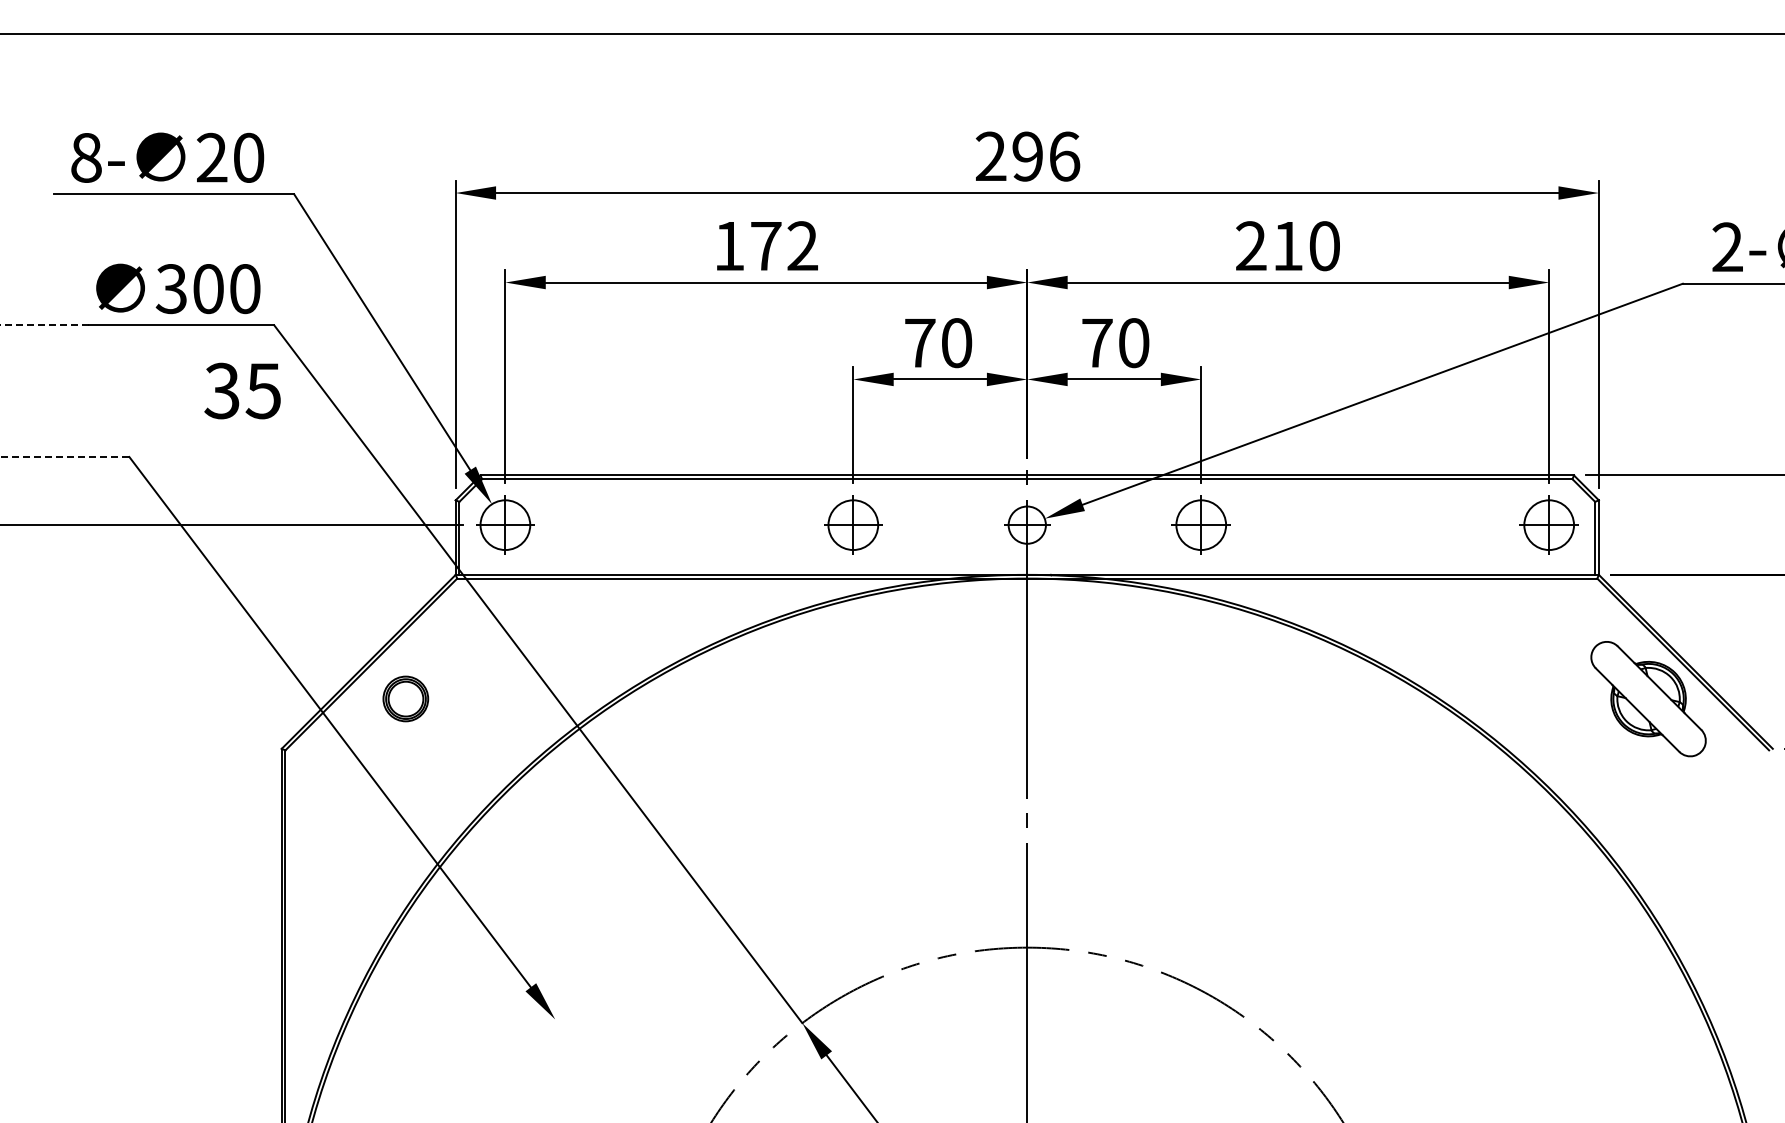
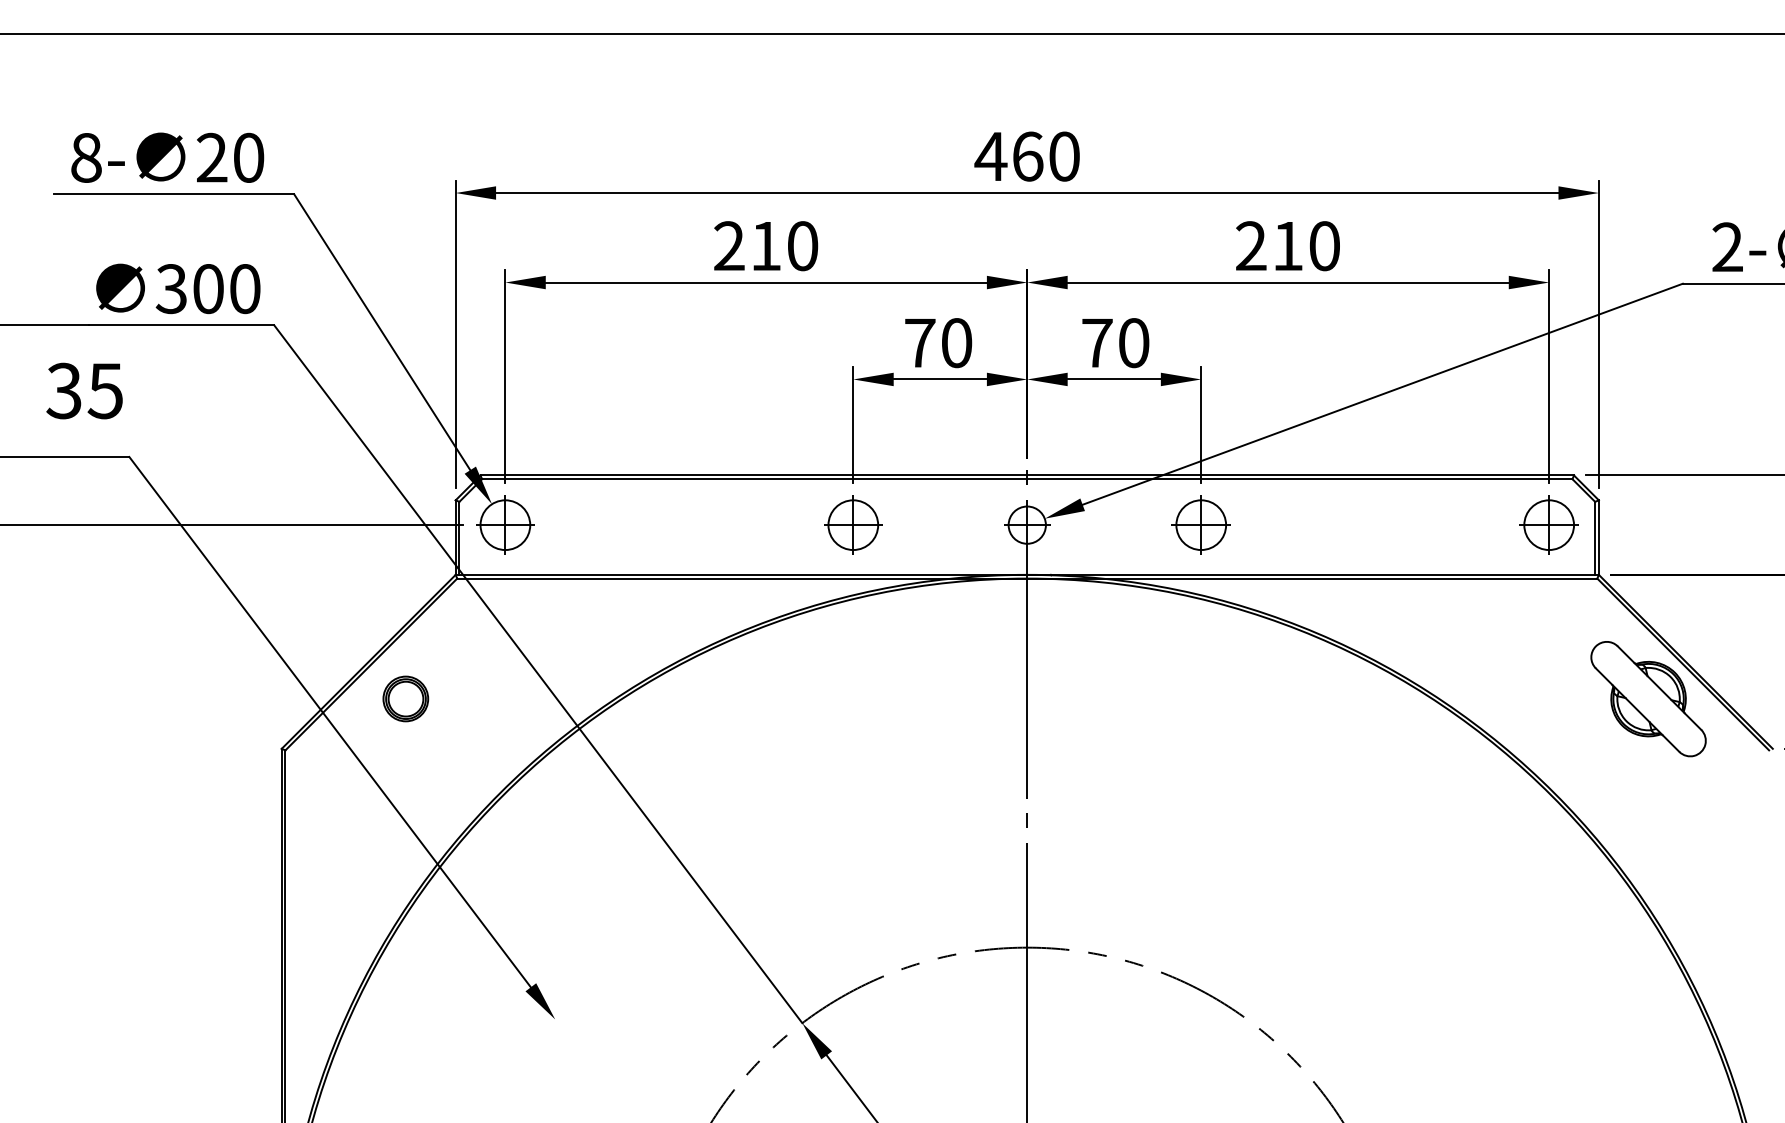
text: 296 -> 460 (1027, 156)
text: 172 -> 210 (766, 246)
line: dashed -> solid (44, 325)
text position: (242, 390) -> (84, 390) (84, 390)
line: dashed -> solid (64, 457)
